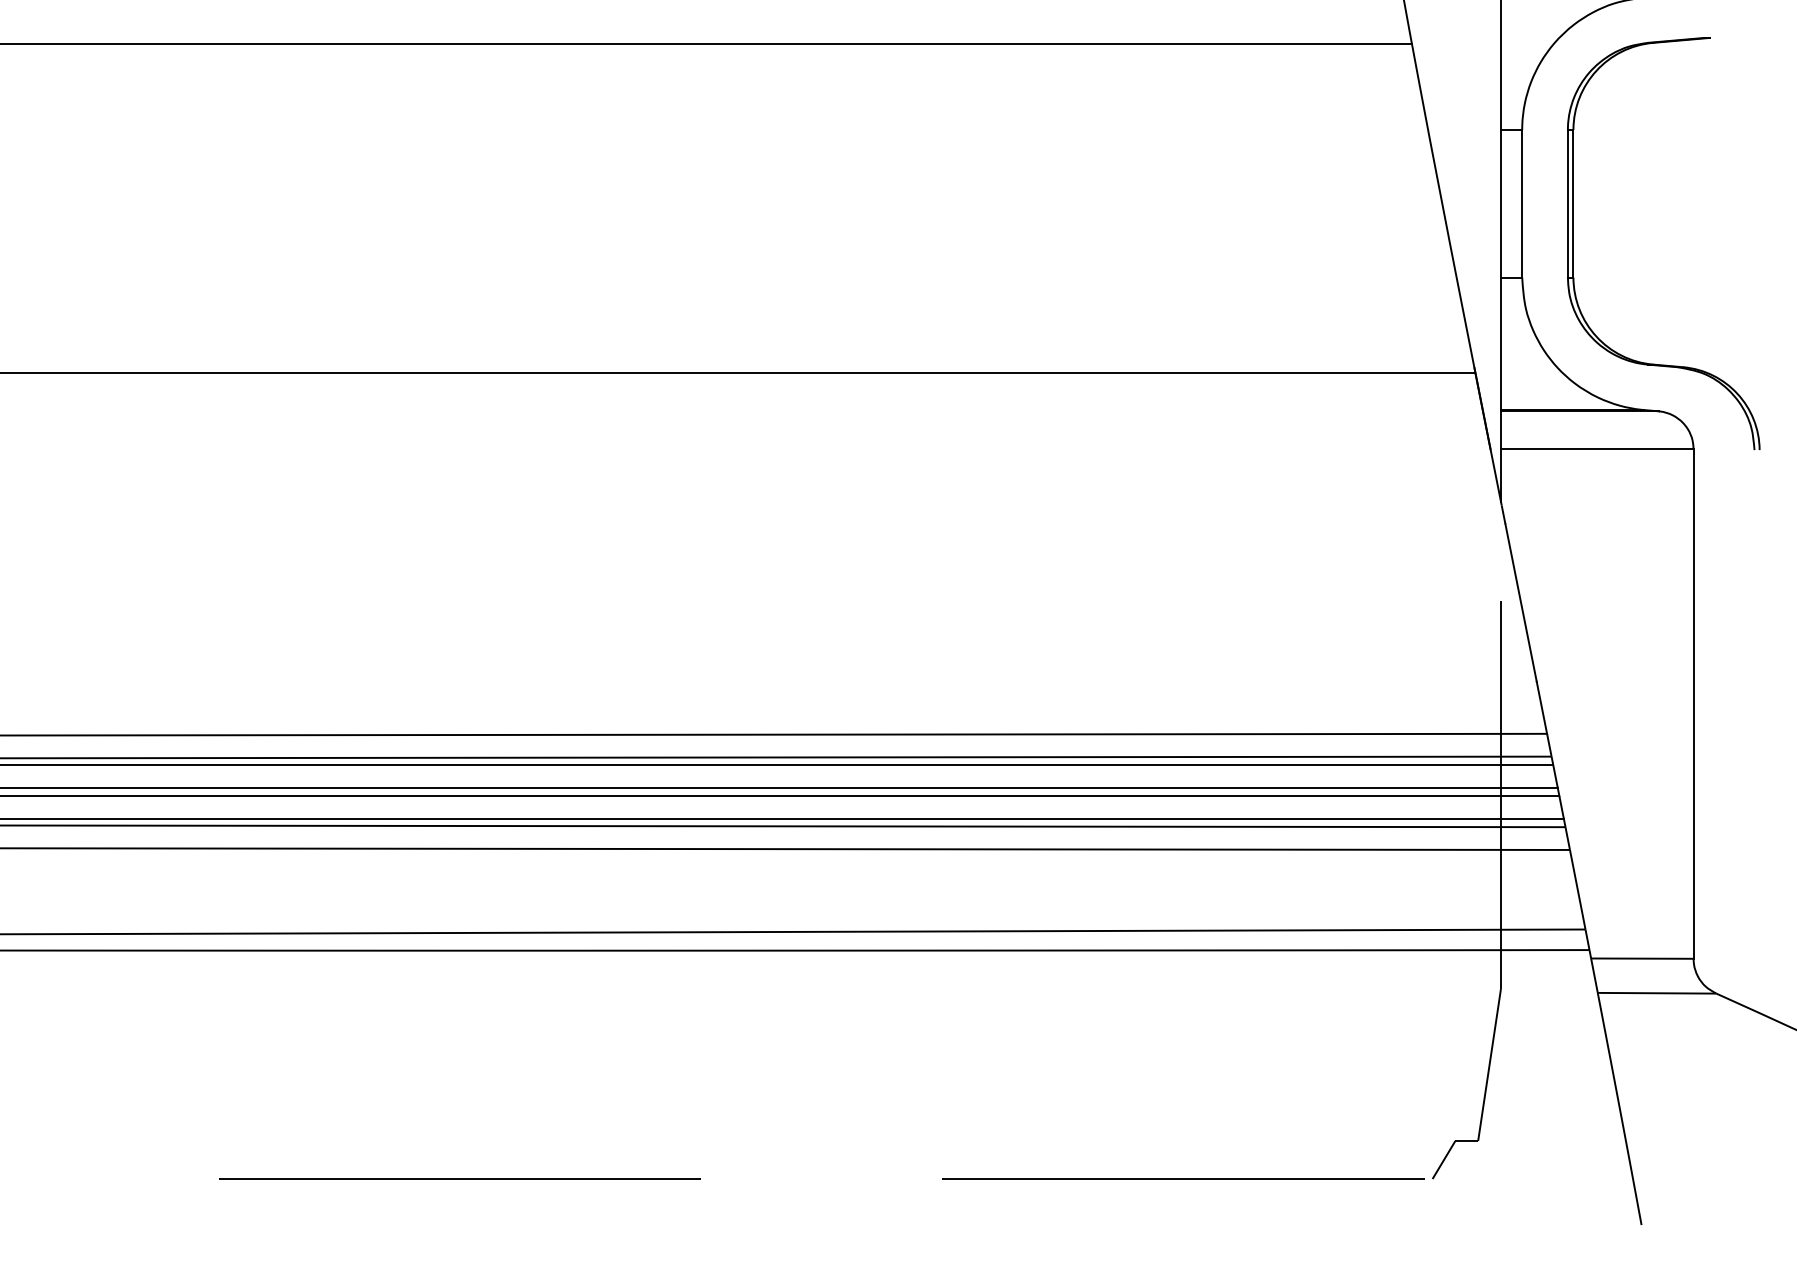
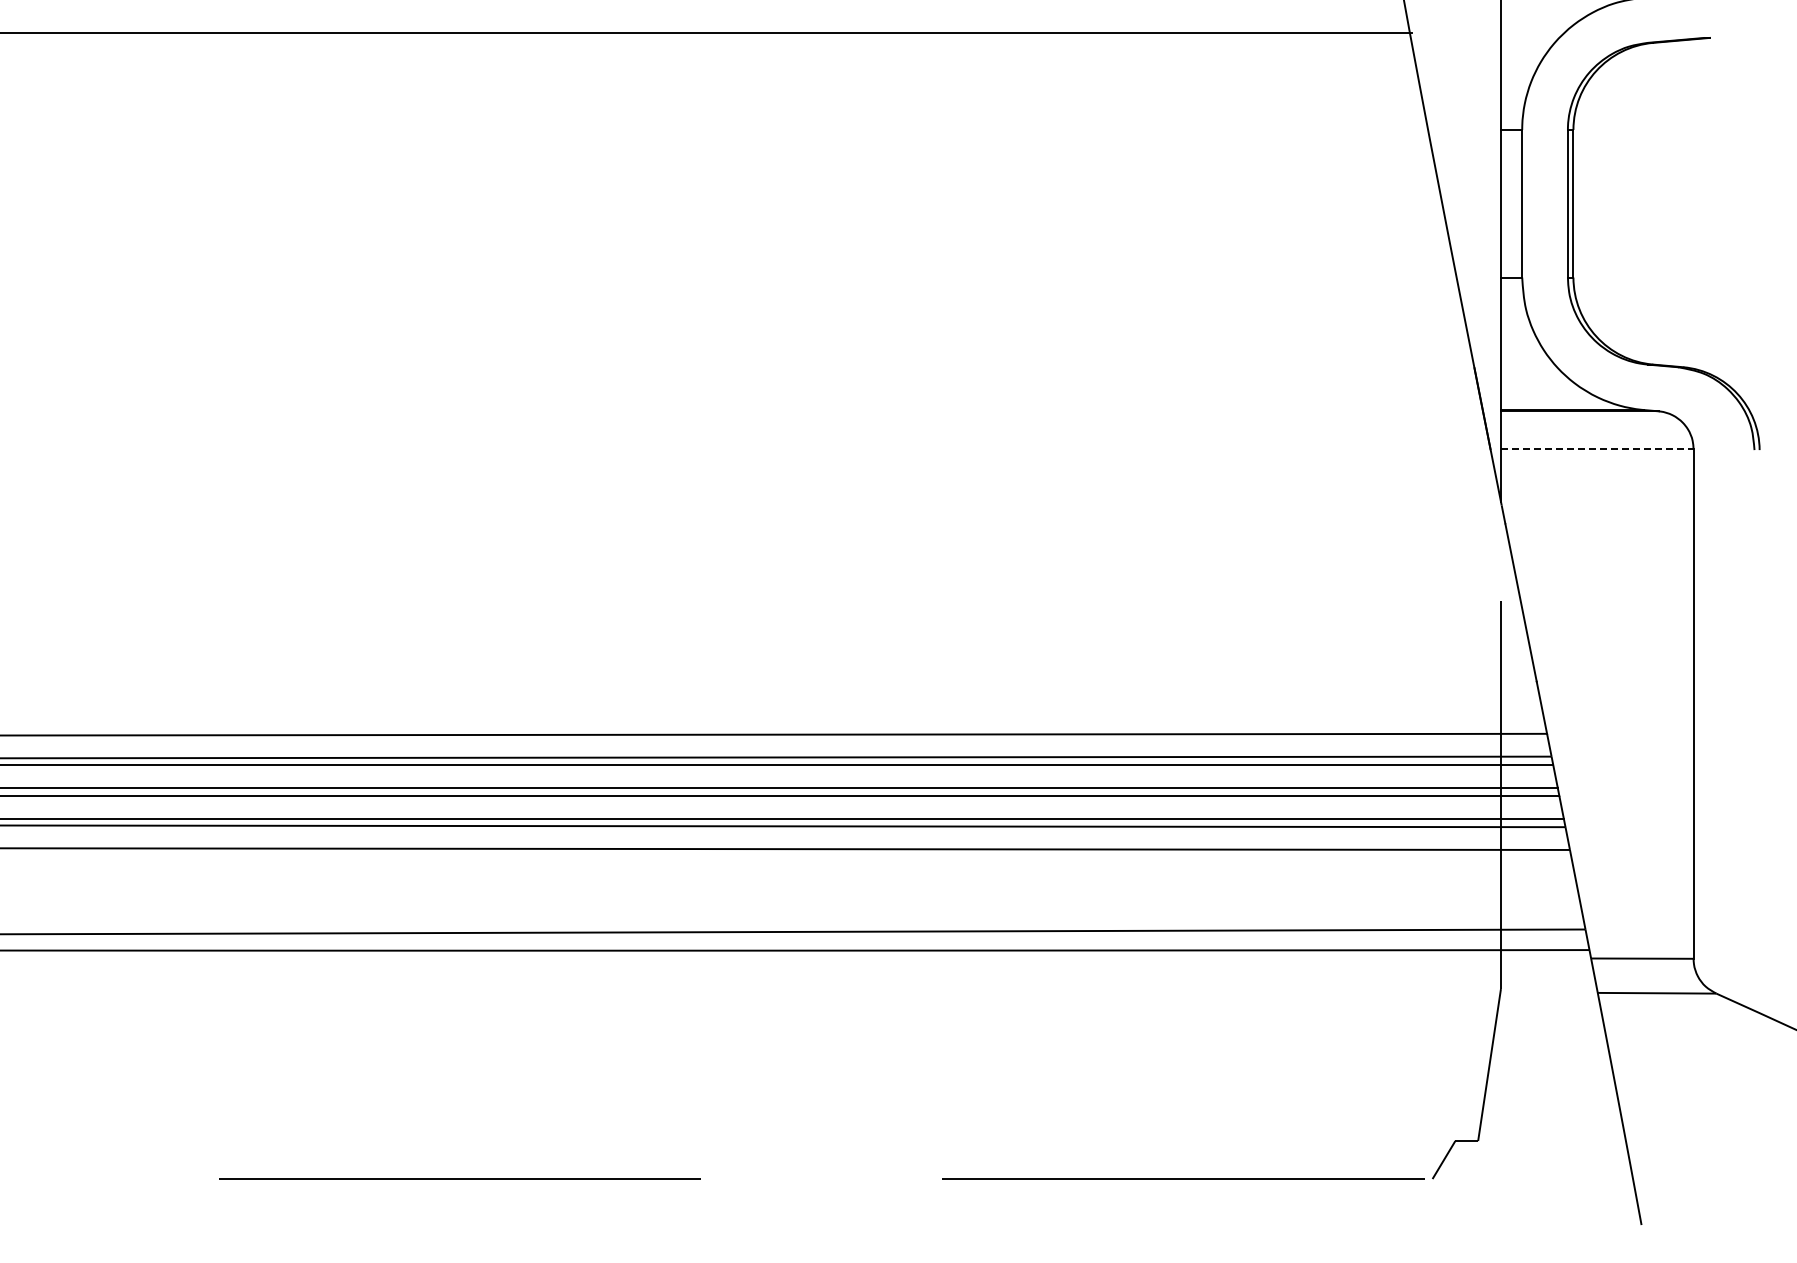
line position: (706, 43) -> (706, 32) (706, 32)
line: present -> none (738, 372)
line: solid -> dashed (1597, 449)
